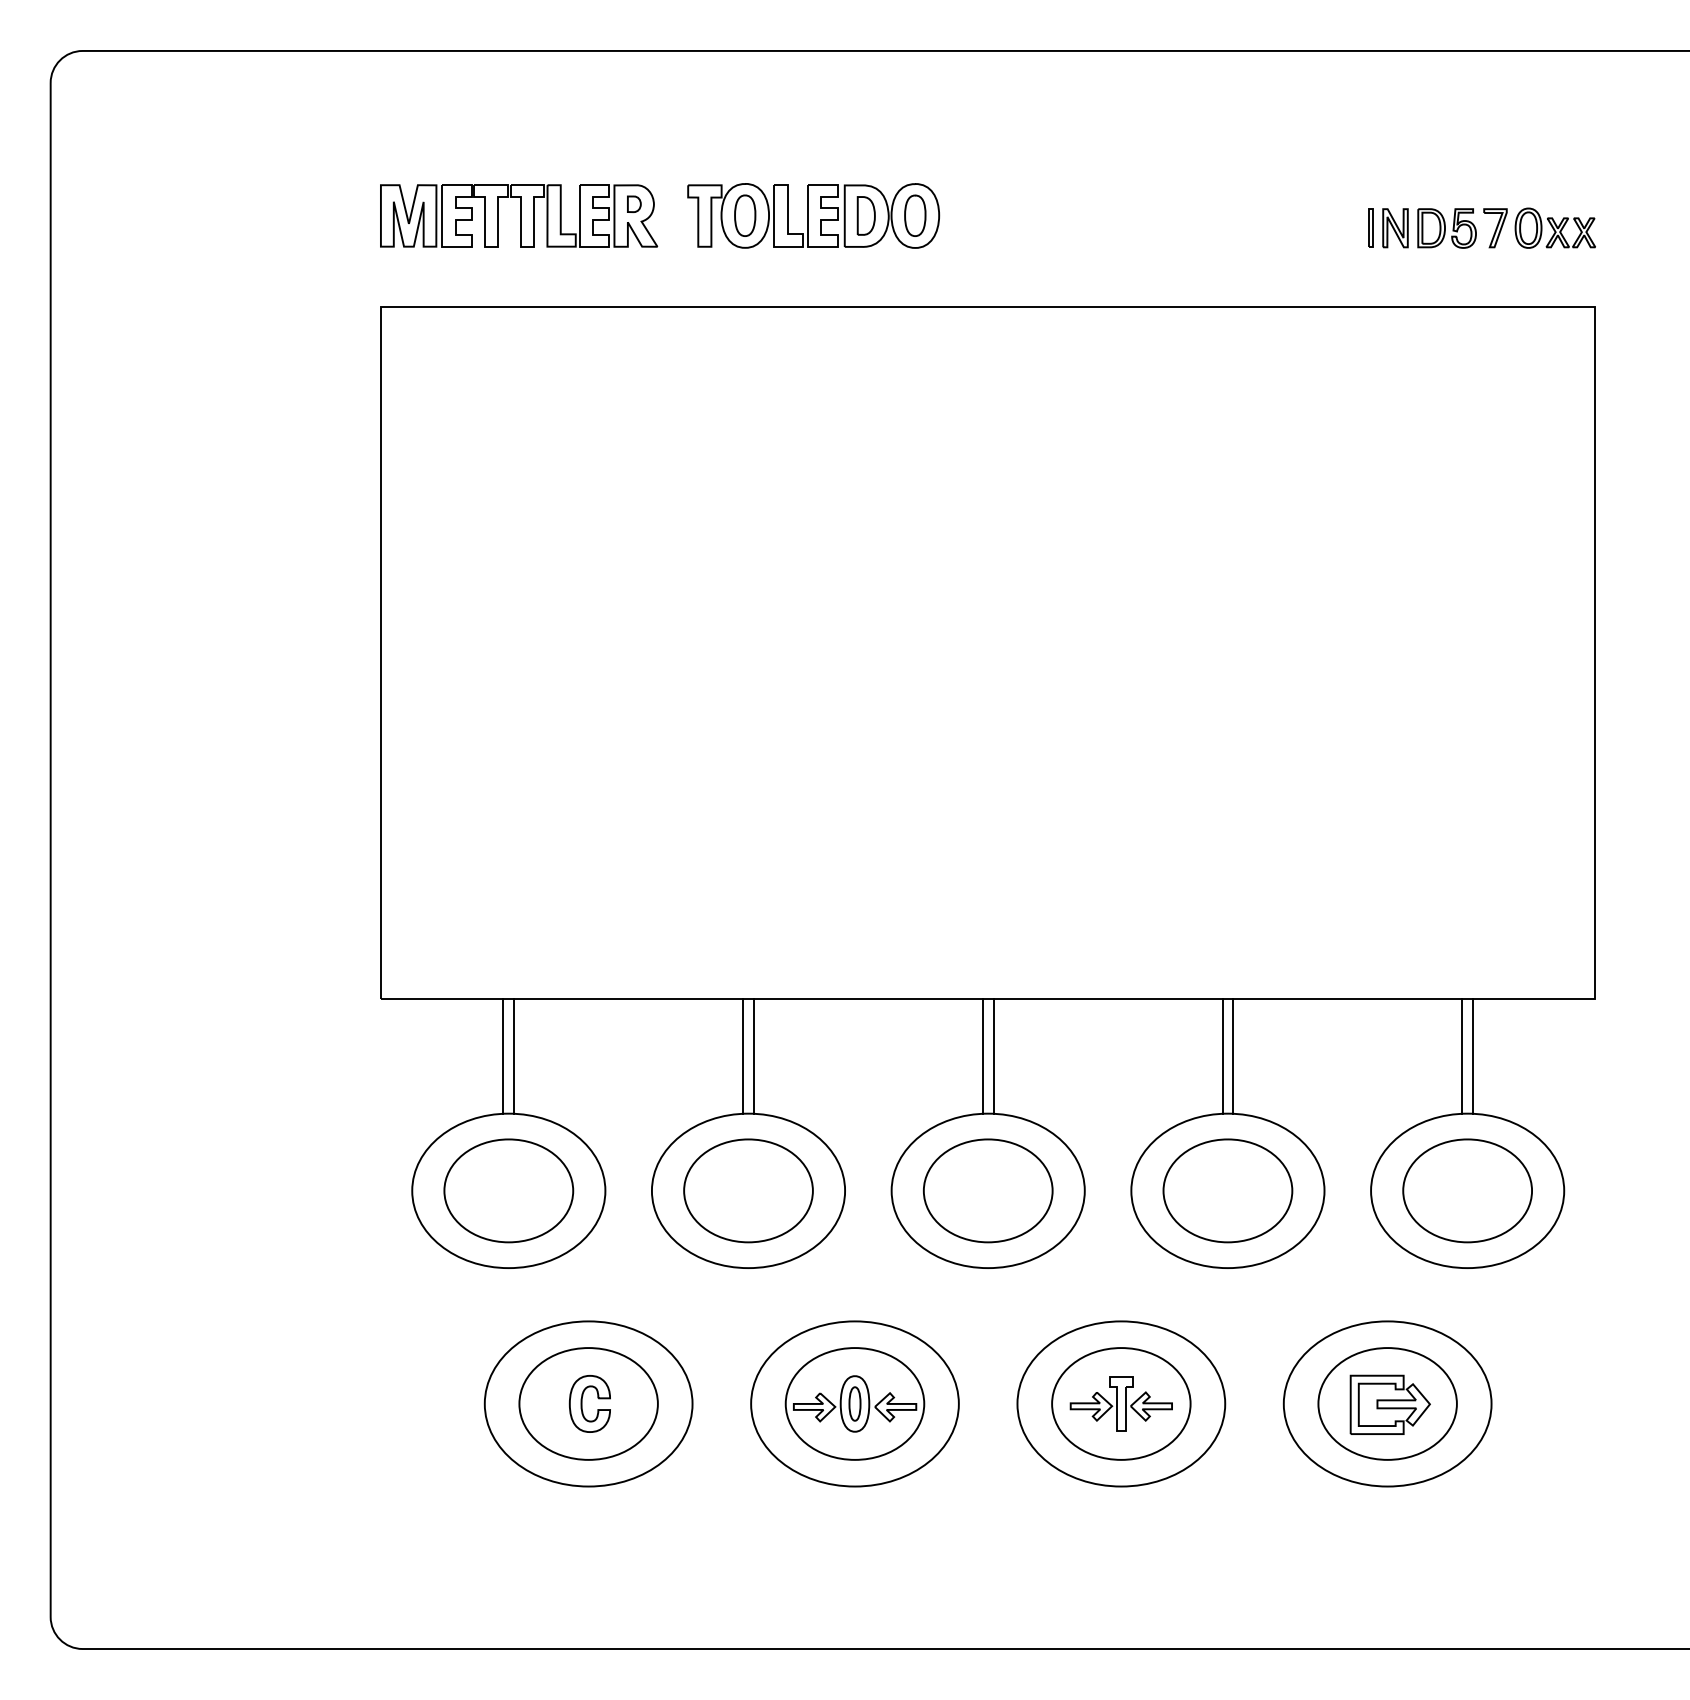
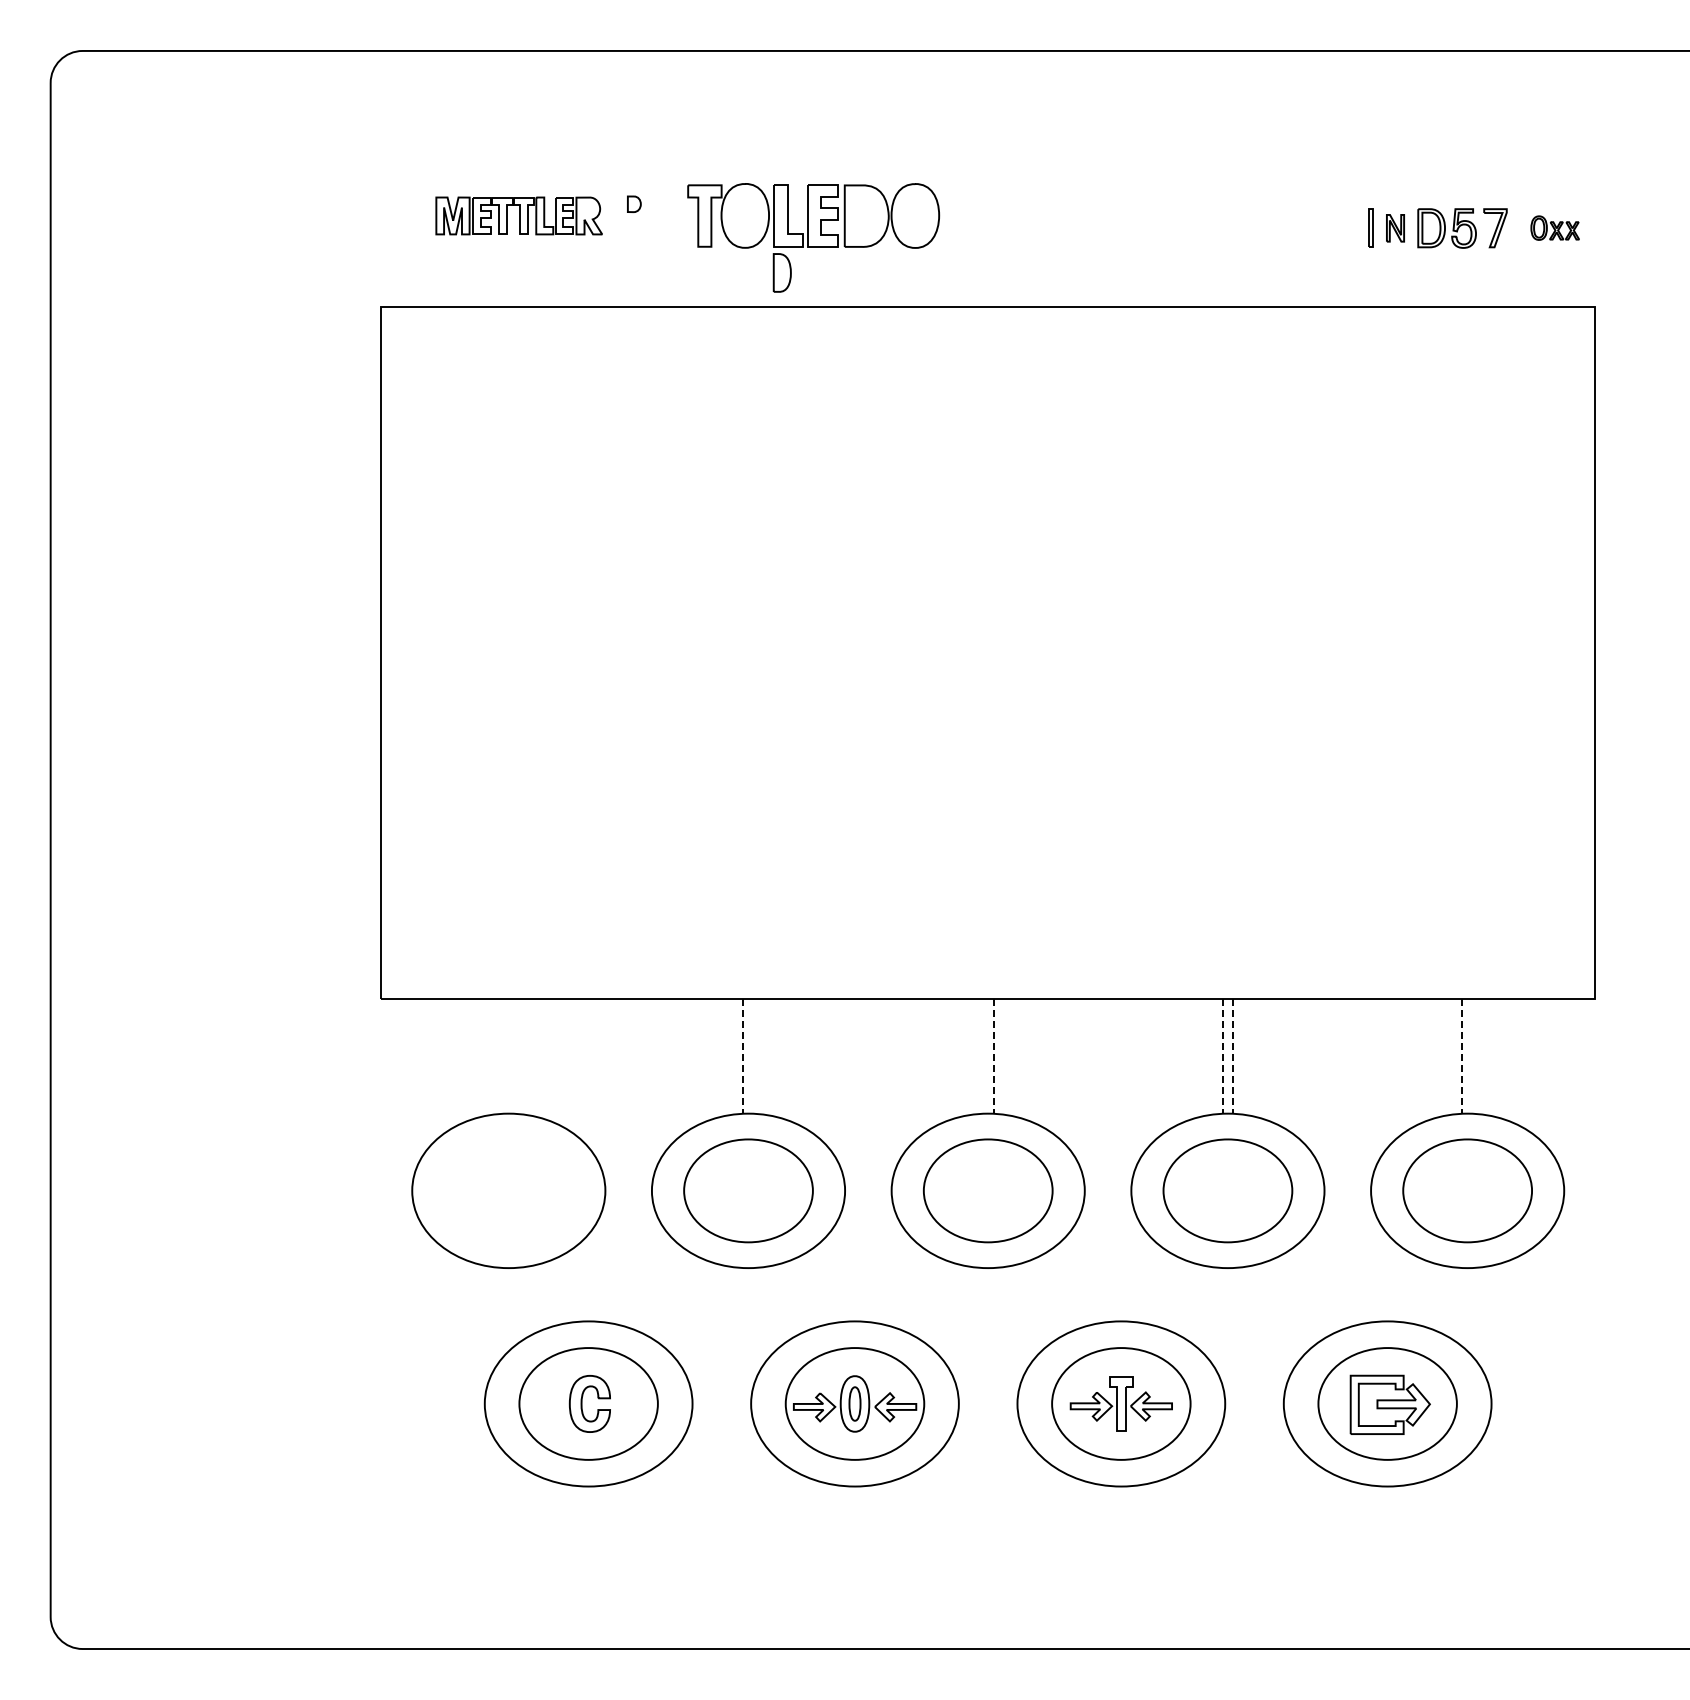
part size: 279x64 px -> 168x40 px (518, 215)
part: present -> none (745, 215)
part position: (865, 215) -> (781, 272) (781, 272)
part: present -> none (915, 215)
part size: 82x42 px -> 50x26 px (1554, 227)
part size: 27x41 px -> 19x29 px (1395, 228)
line: present -> none (503, 1056)
line: present -> none (514, 1056)
line: solid -> dashed (743, 1056)
line: present -> none (753, 1056)
line: present -> none (982, 1056)
line: solid -> dashed (993, 1056)
line: solid -> dashed (1222, 1056)
line: solid -> dashed (1233, 1056)
line: solid -> dashed (1462, 1056)
line: present -> none (1472, 1056)
part: present -> none (508, 1190)
